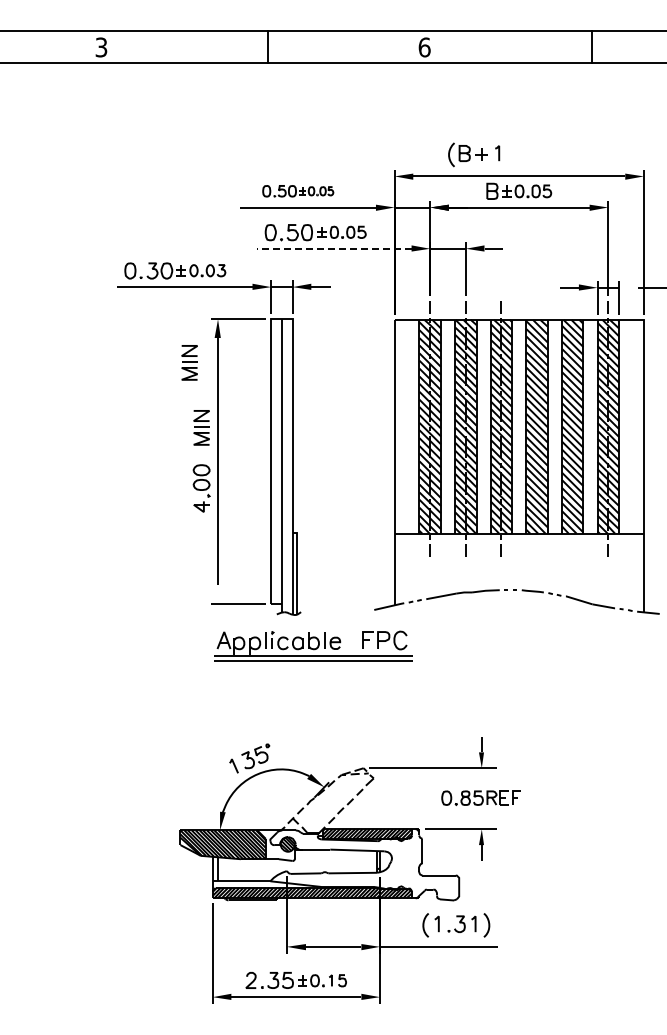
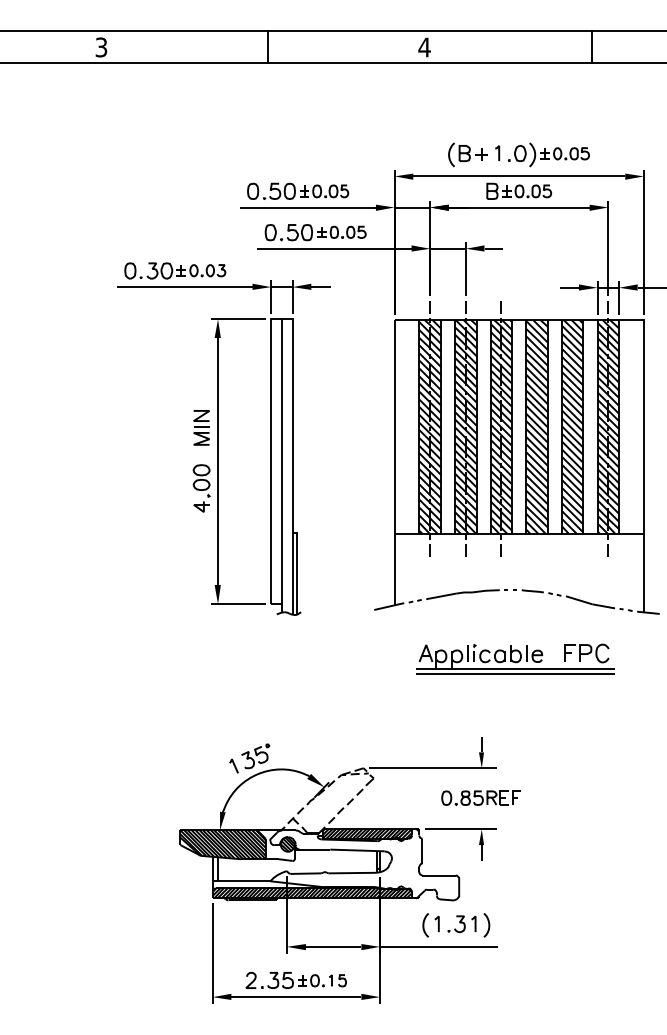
text: 6 -> 4 (424, 47)
part: none -> present (548, 154)
part size: 73x13 px -> 103x18 px (298, 190)
line: dashed -> solid (333, 248)
fill: none -> present (628, 287)
part: present -> none (189, 362)
fill: none -> present (217, 594)
part position: (313, 645) -> (515, 658) (515, 658)
